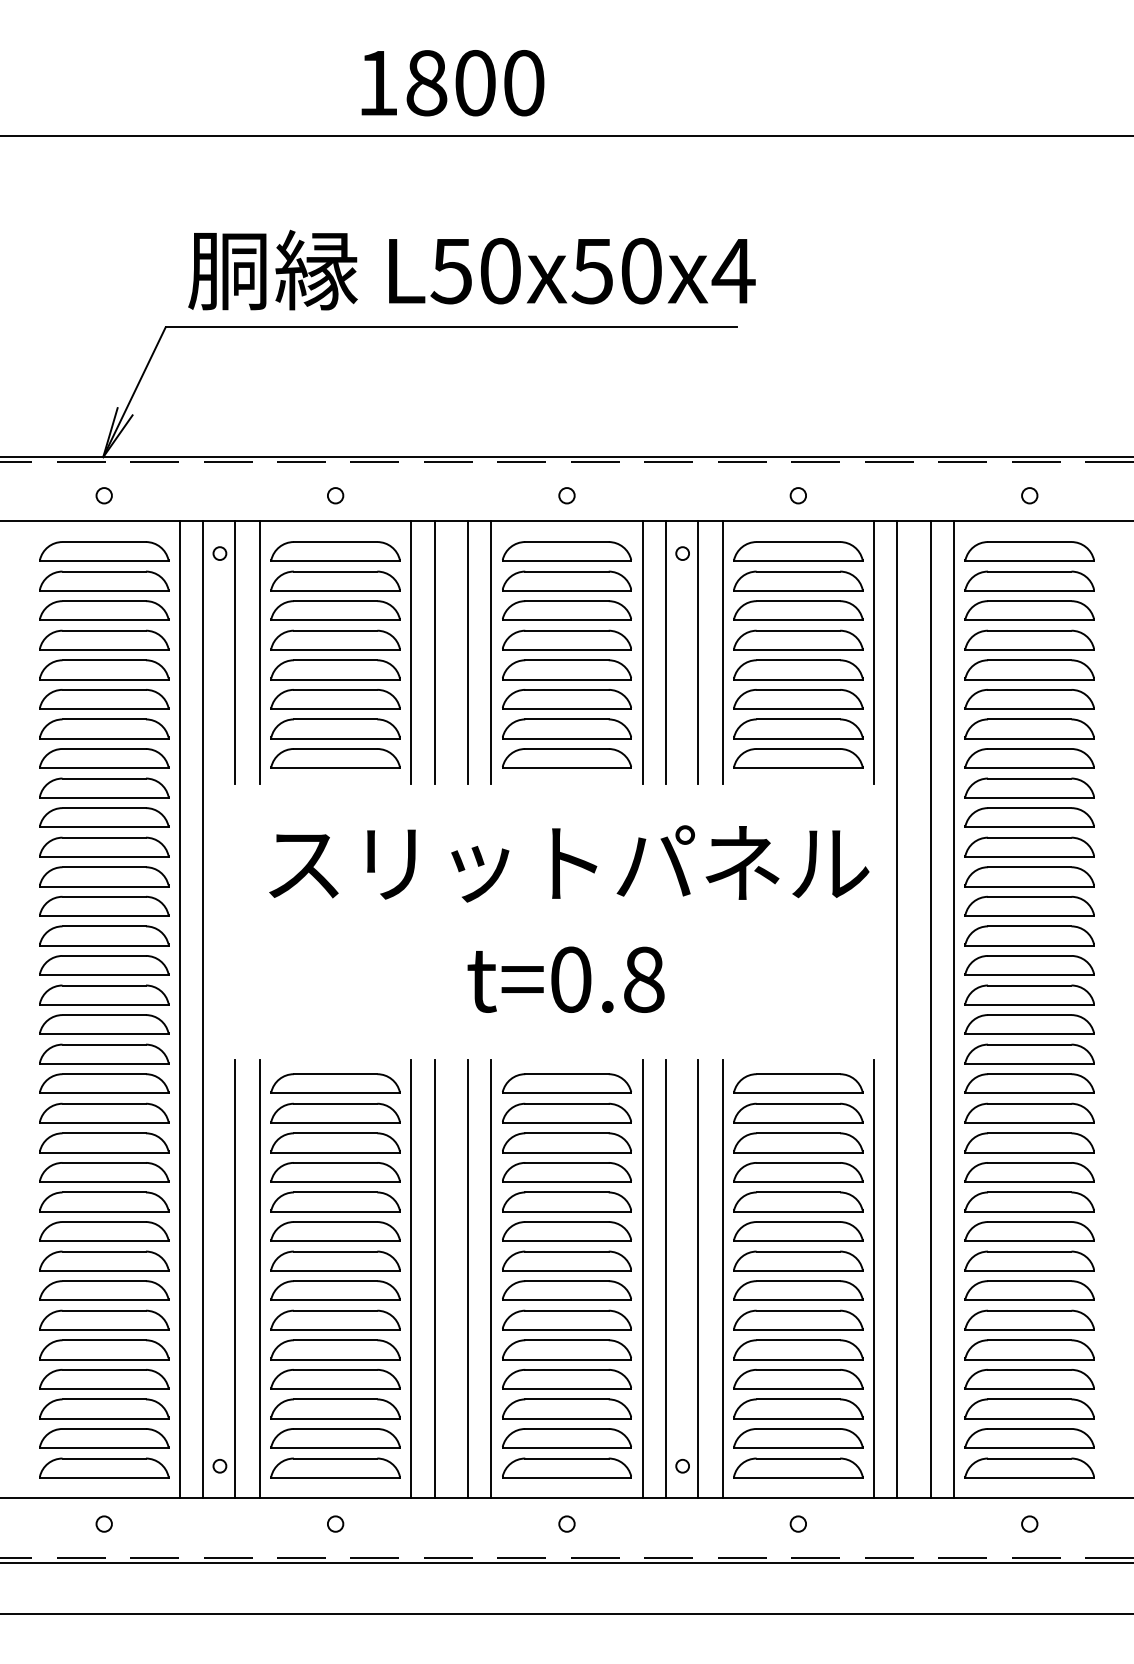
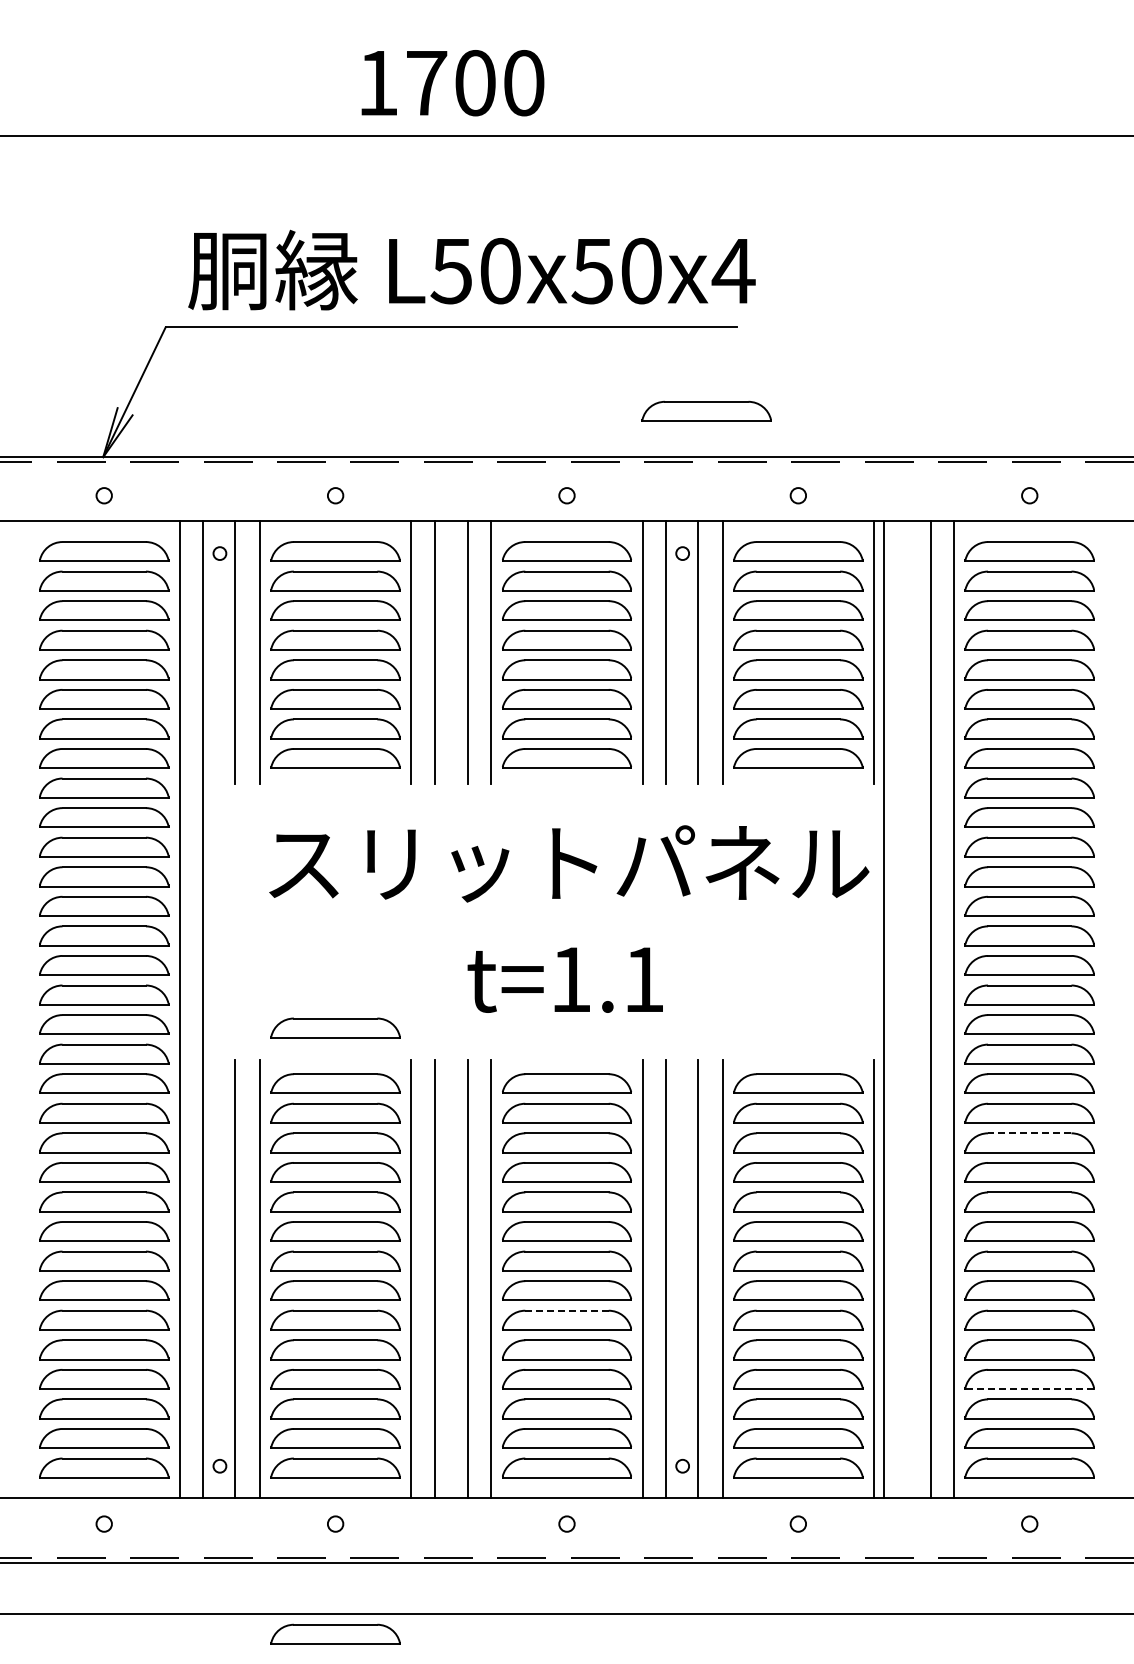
text: 1800 -> 1700 (426, 83)
part: none -> present (706, 410)
text: t=0.8 -> t=1.1 (607, 979)
line position: (897, 1009) -> (884, 1009) (884, 1009)
part: none -> present (335, 1027)
line: solid -> dashed (1029, 1133)
line: solid -> dashed (566, 1310)
line: solid -> dashed (1029, 1389)
part: none -> present (335, 1633)
